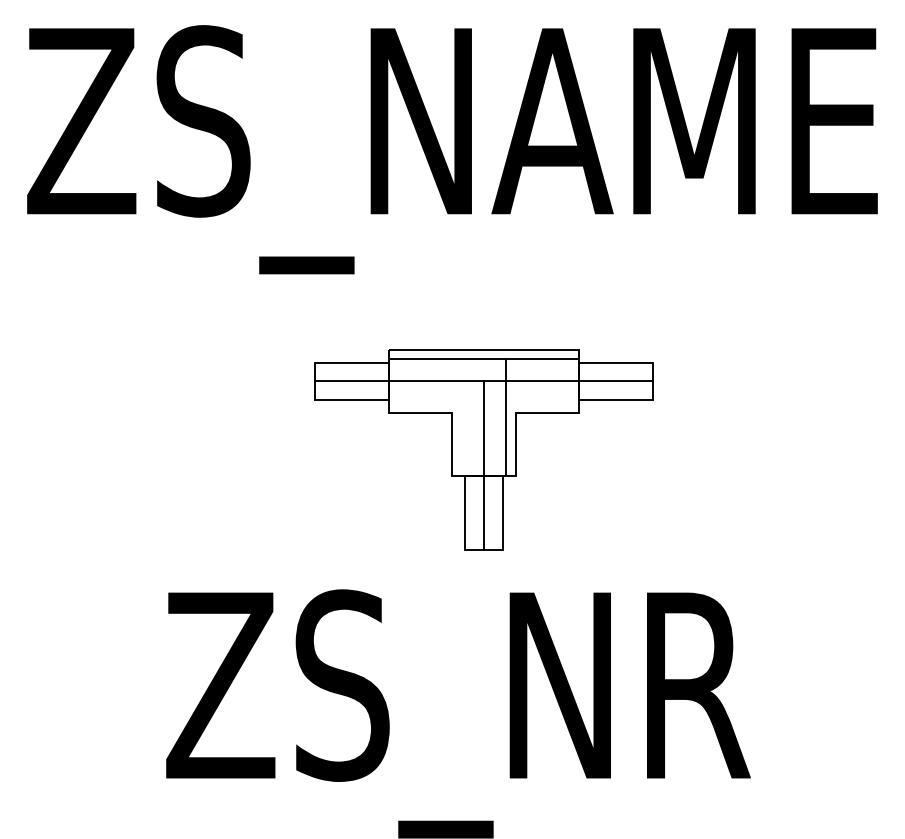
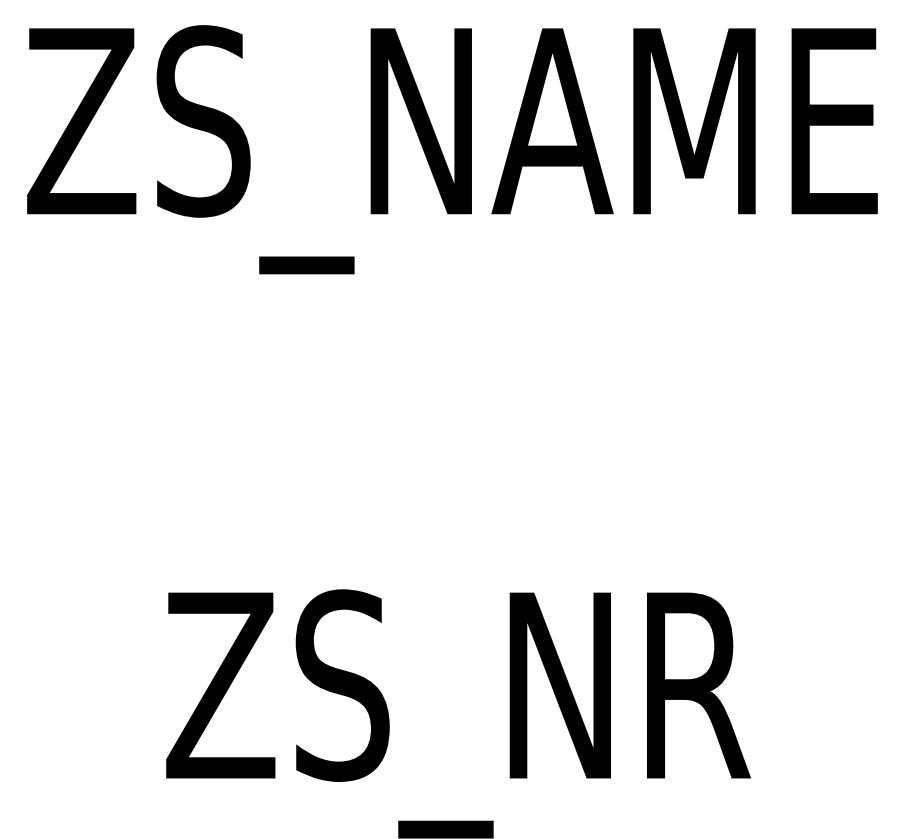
part: present -> none (483, 449)
